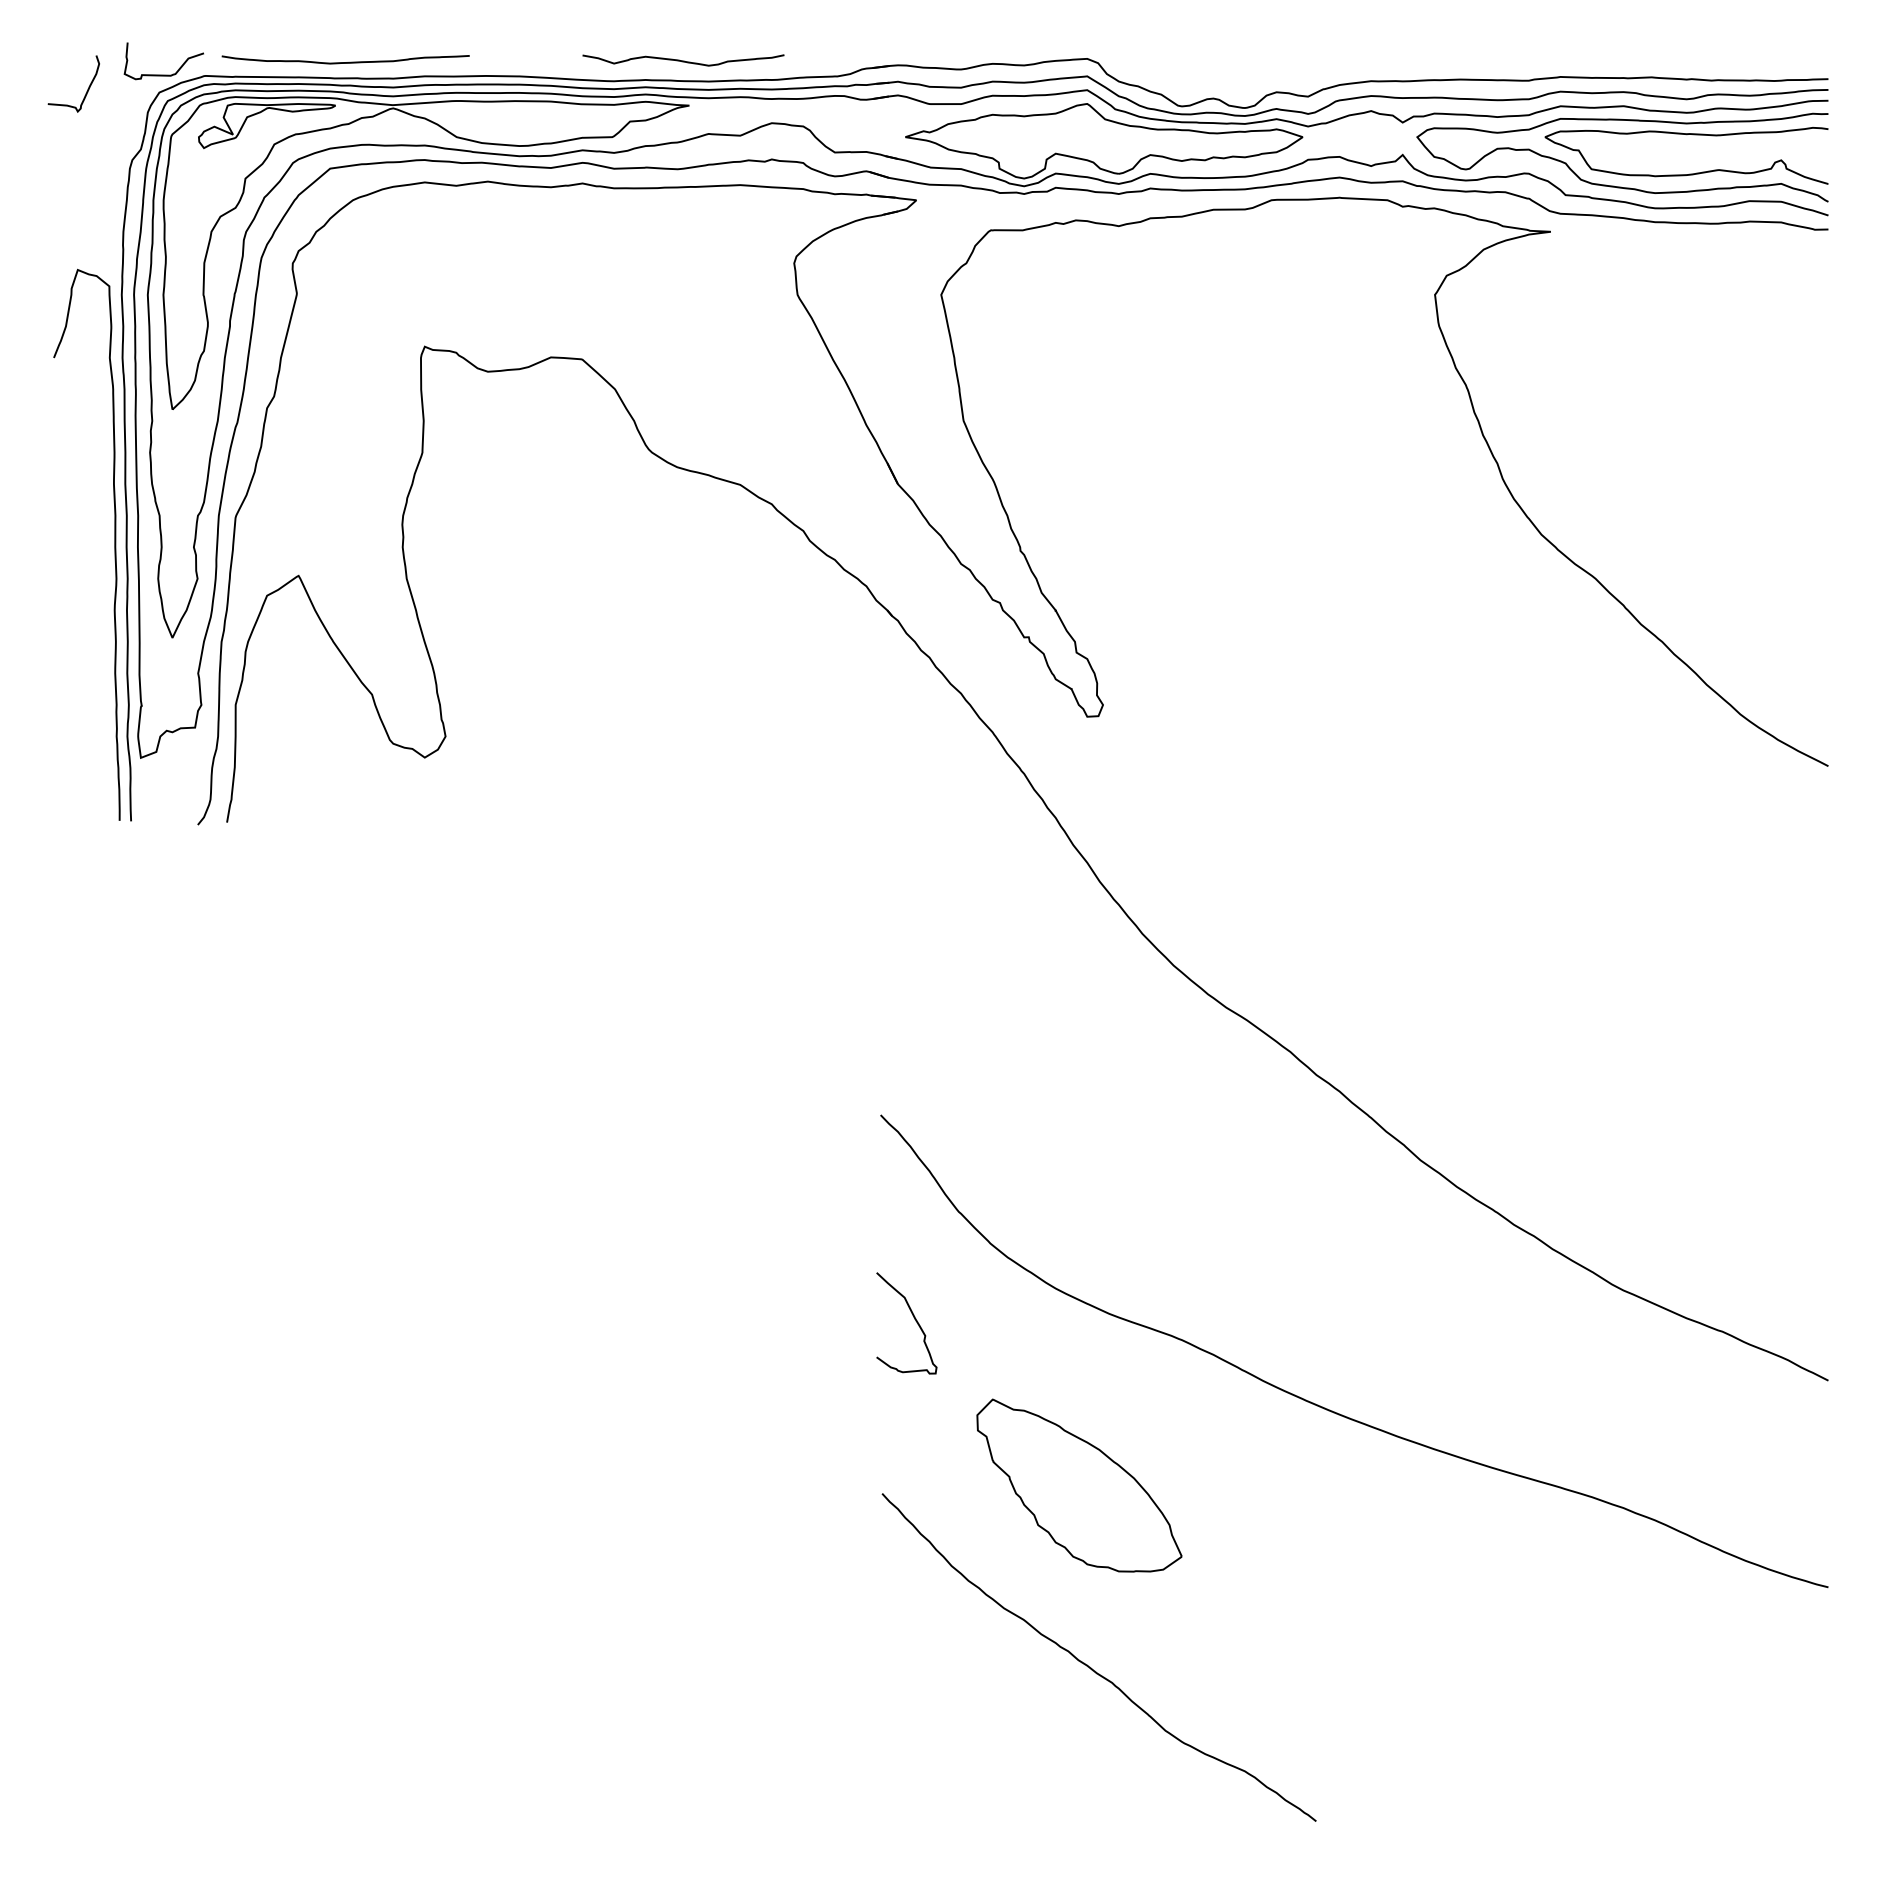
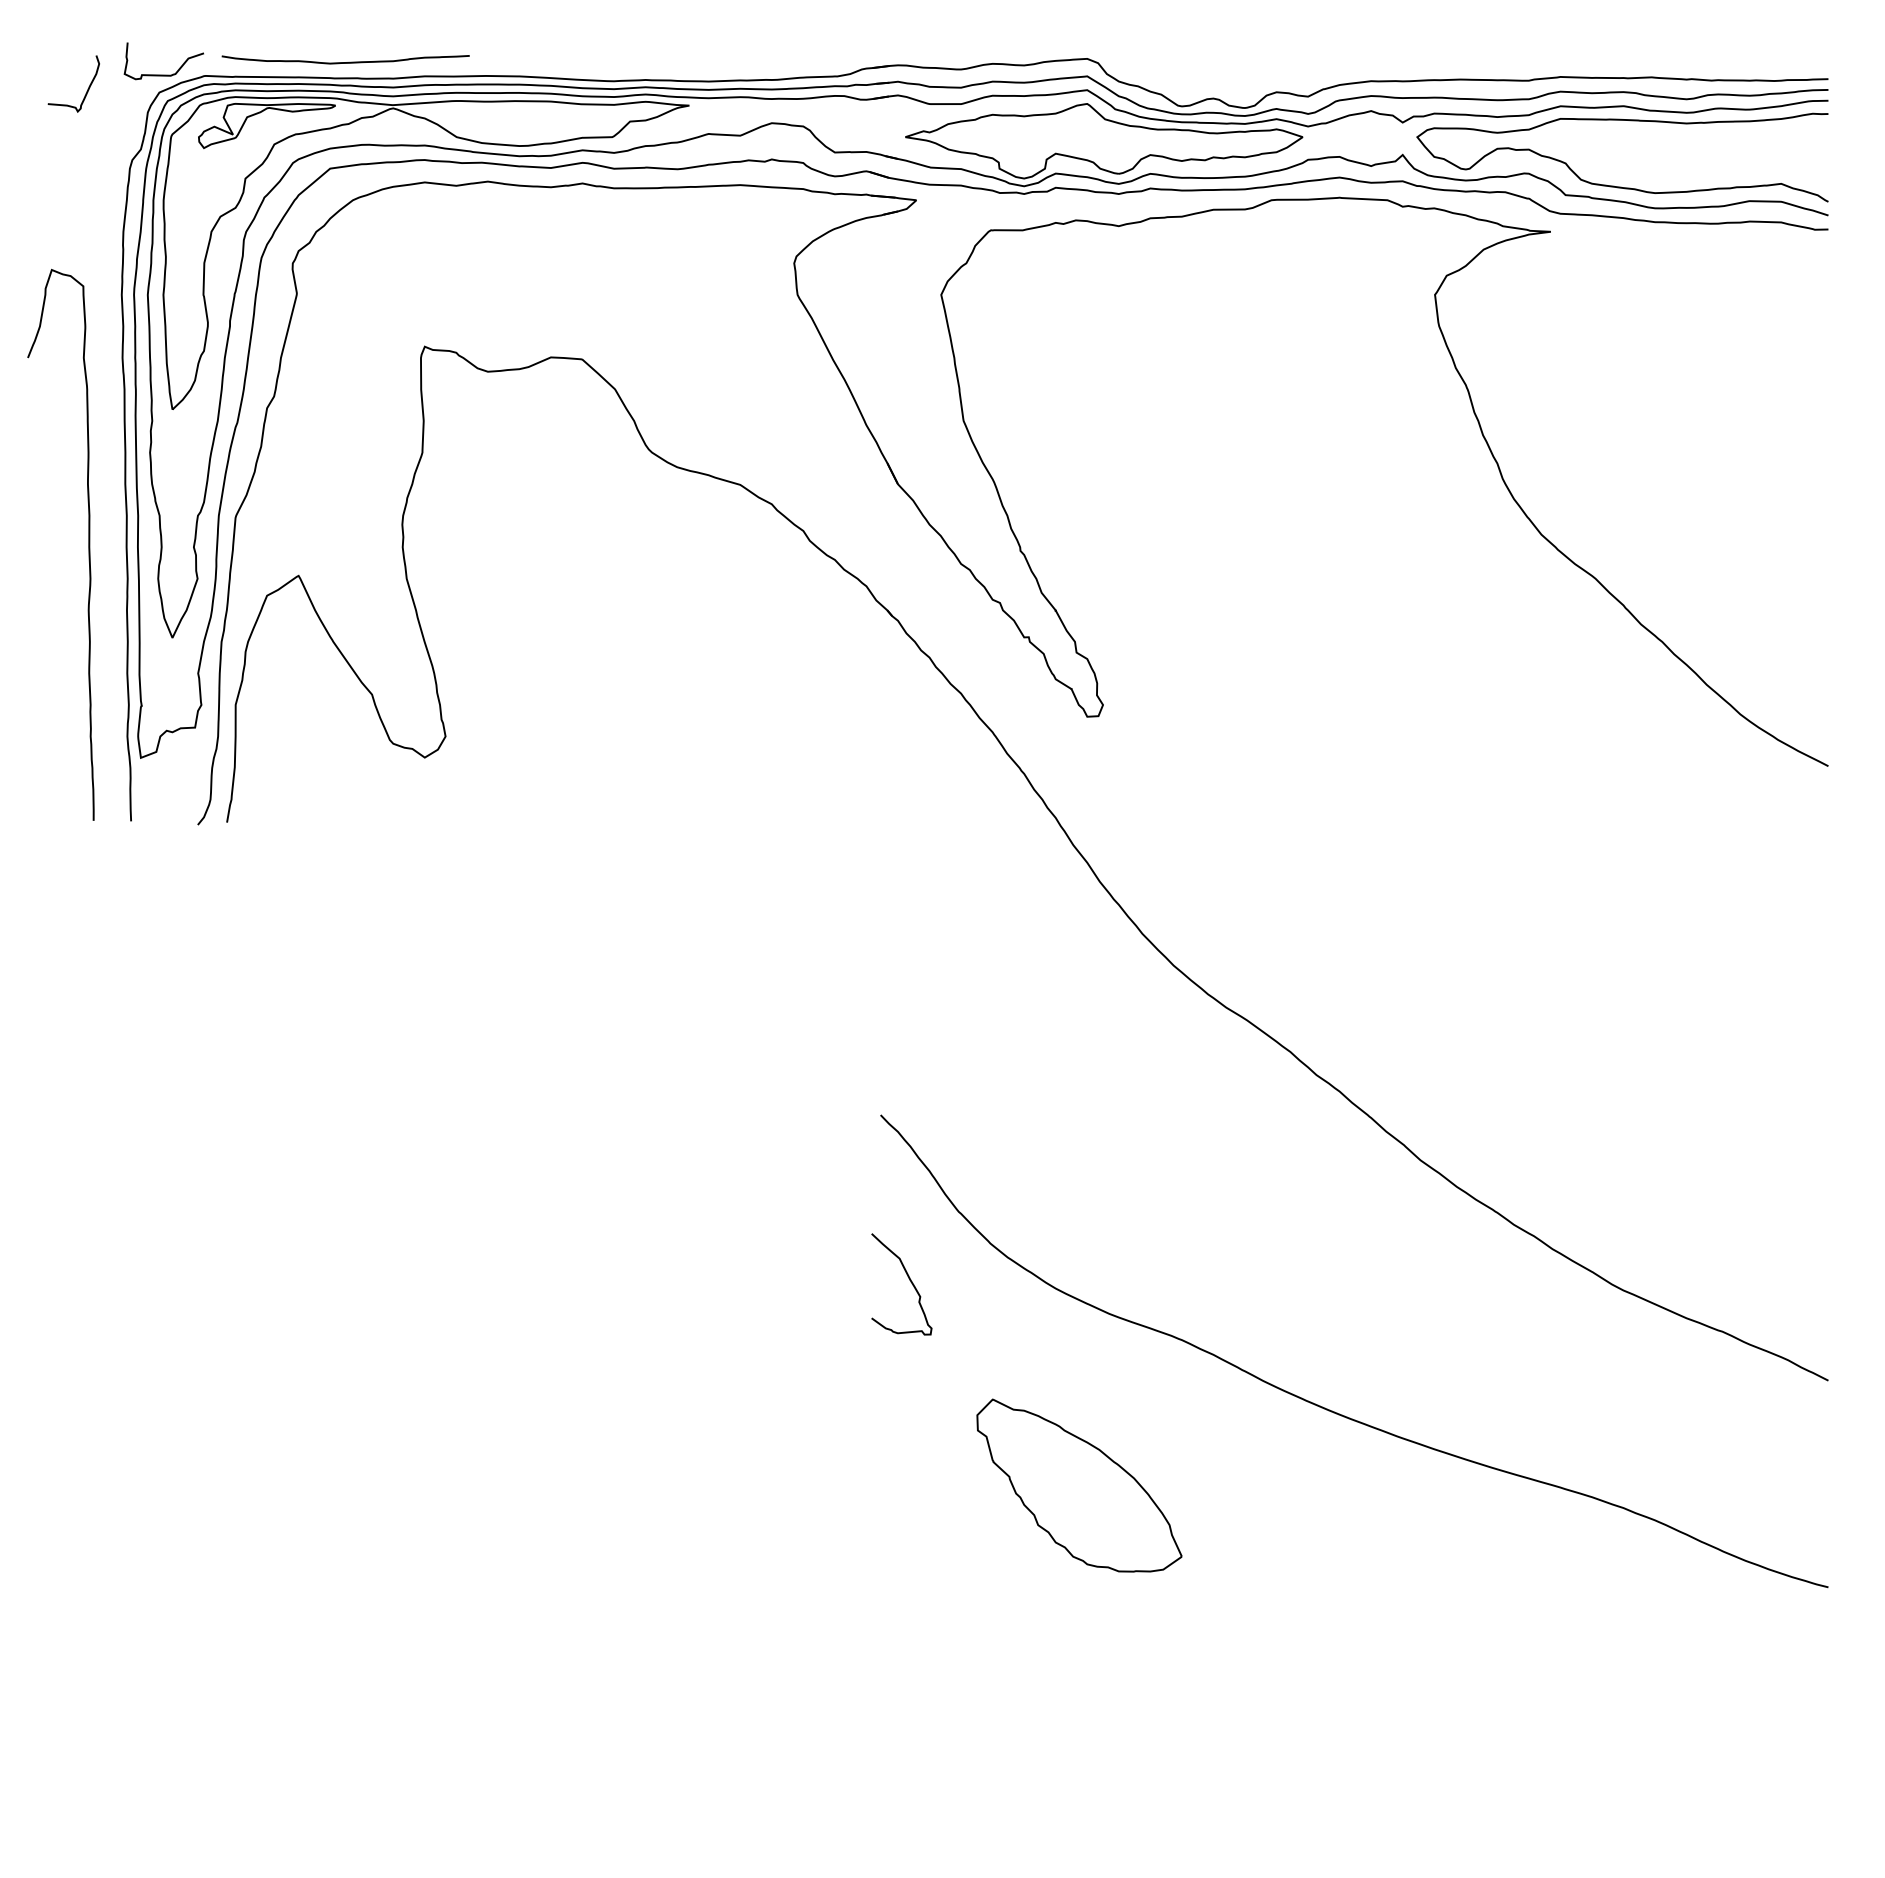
curve: present -> none (683, 60)
curve: present -> none (1689, 173)
curve position: (114, 544) -> (88, 544) (88, 544)
curve position: (914, 1319) -> (909, 1280) (909, 1280)
curve: present -> none (1091, 1667)
